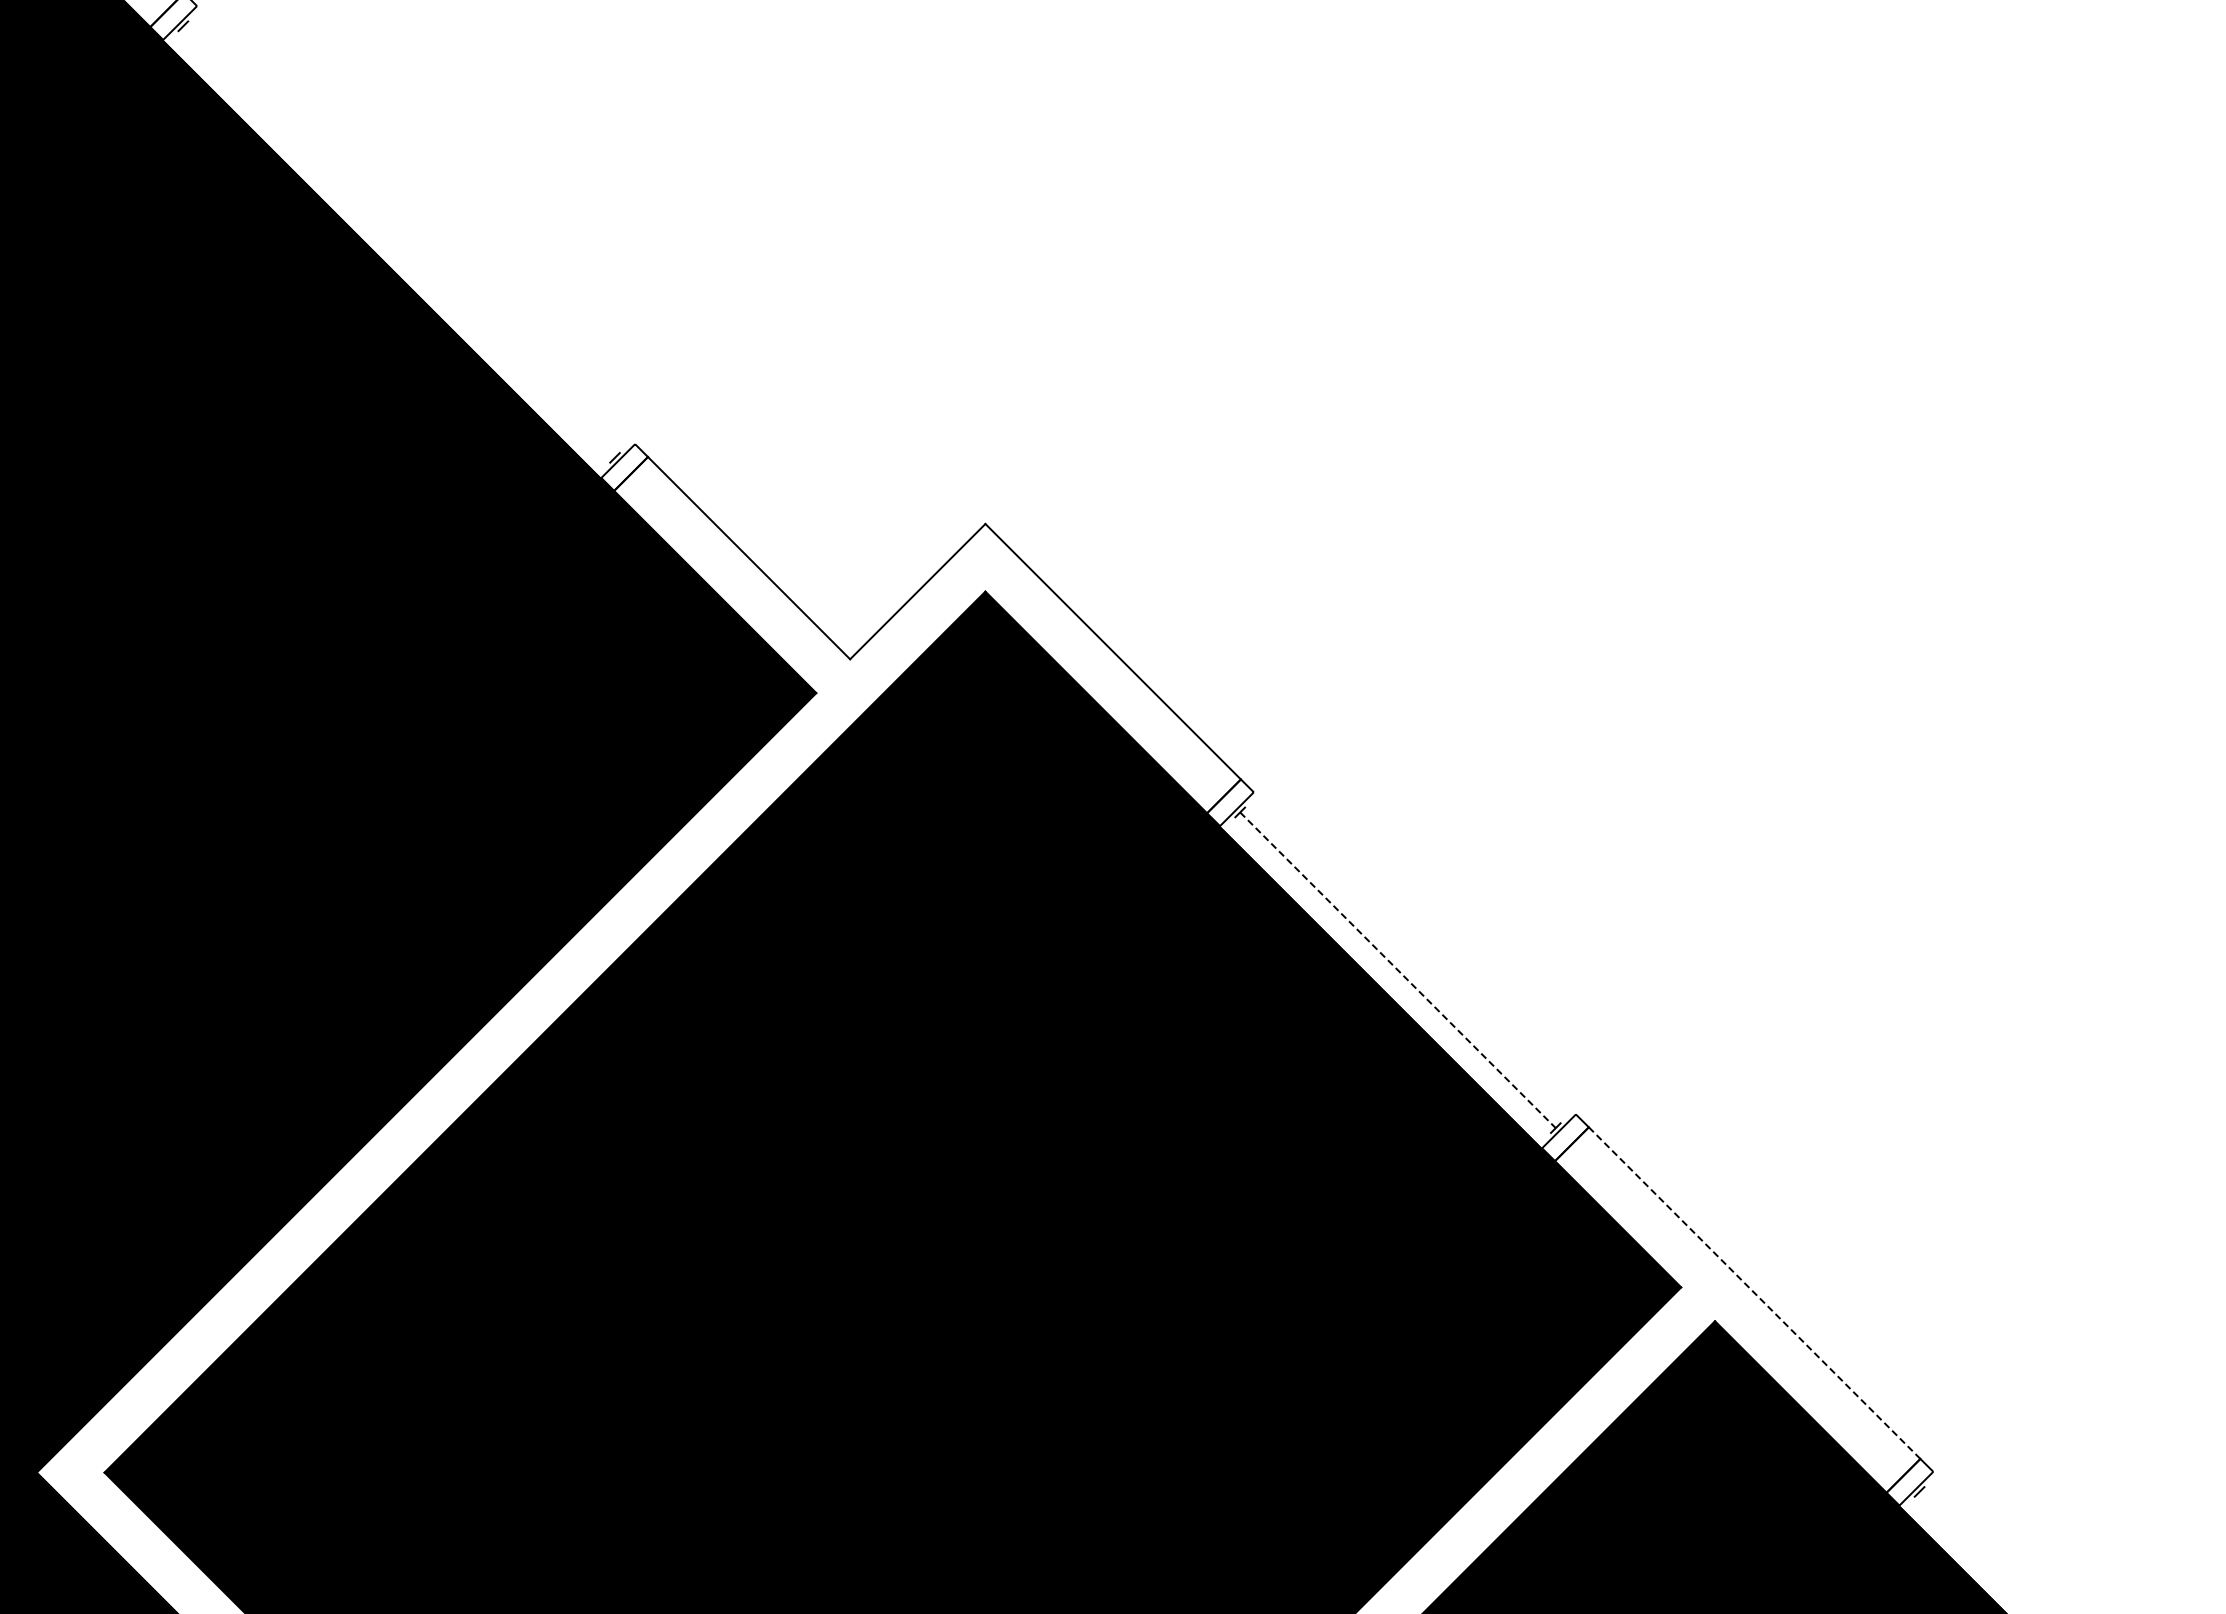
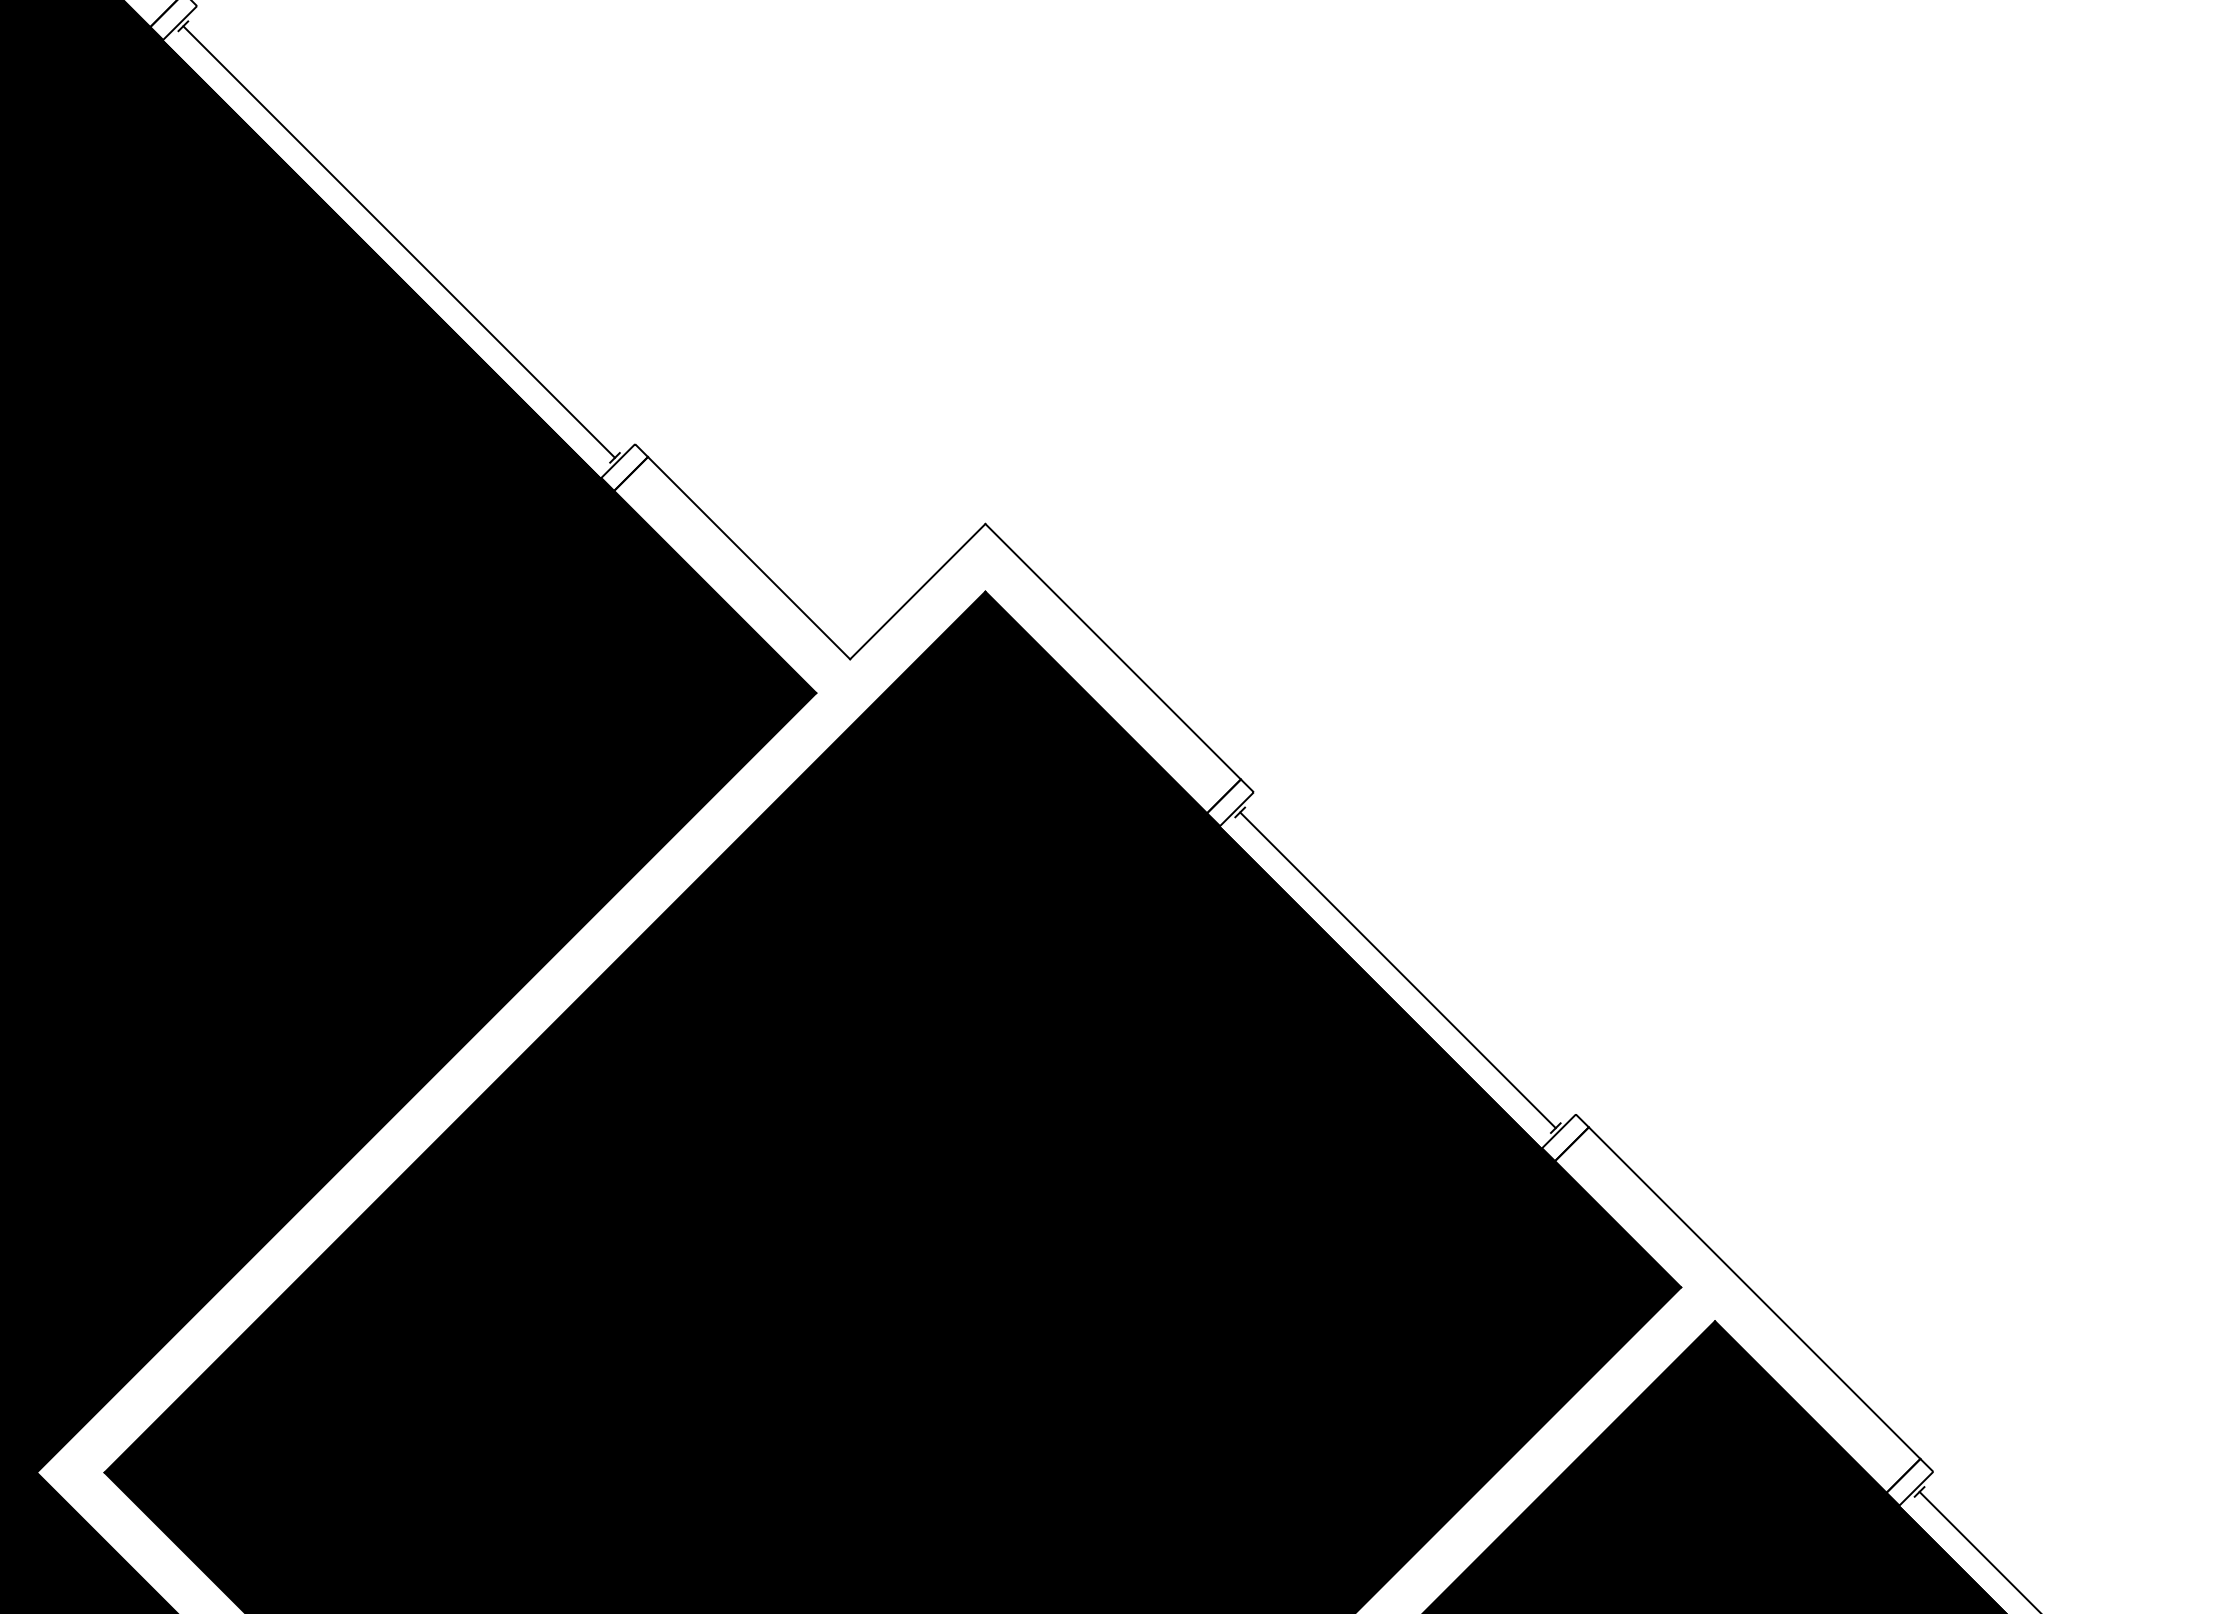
line: none -> present (399, 241)
line: dashed -> solid (1398, 970)
line: dashed -> solid (1754, 1293)
line: none -> present (1978, 1550)
